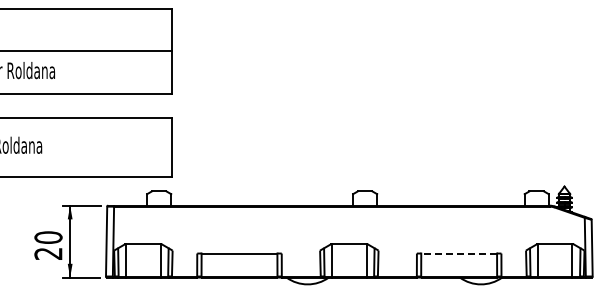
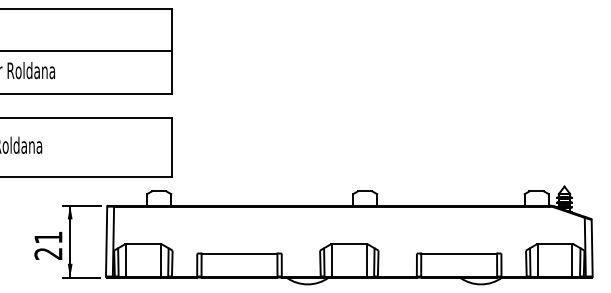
text: 20 -> 21 (48, 237)
line: dashed -> solid (459, 253)
